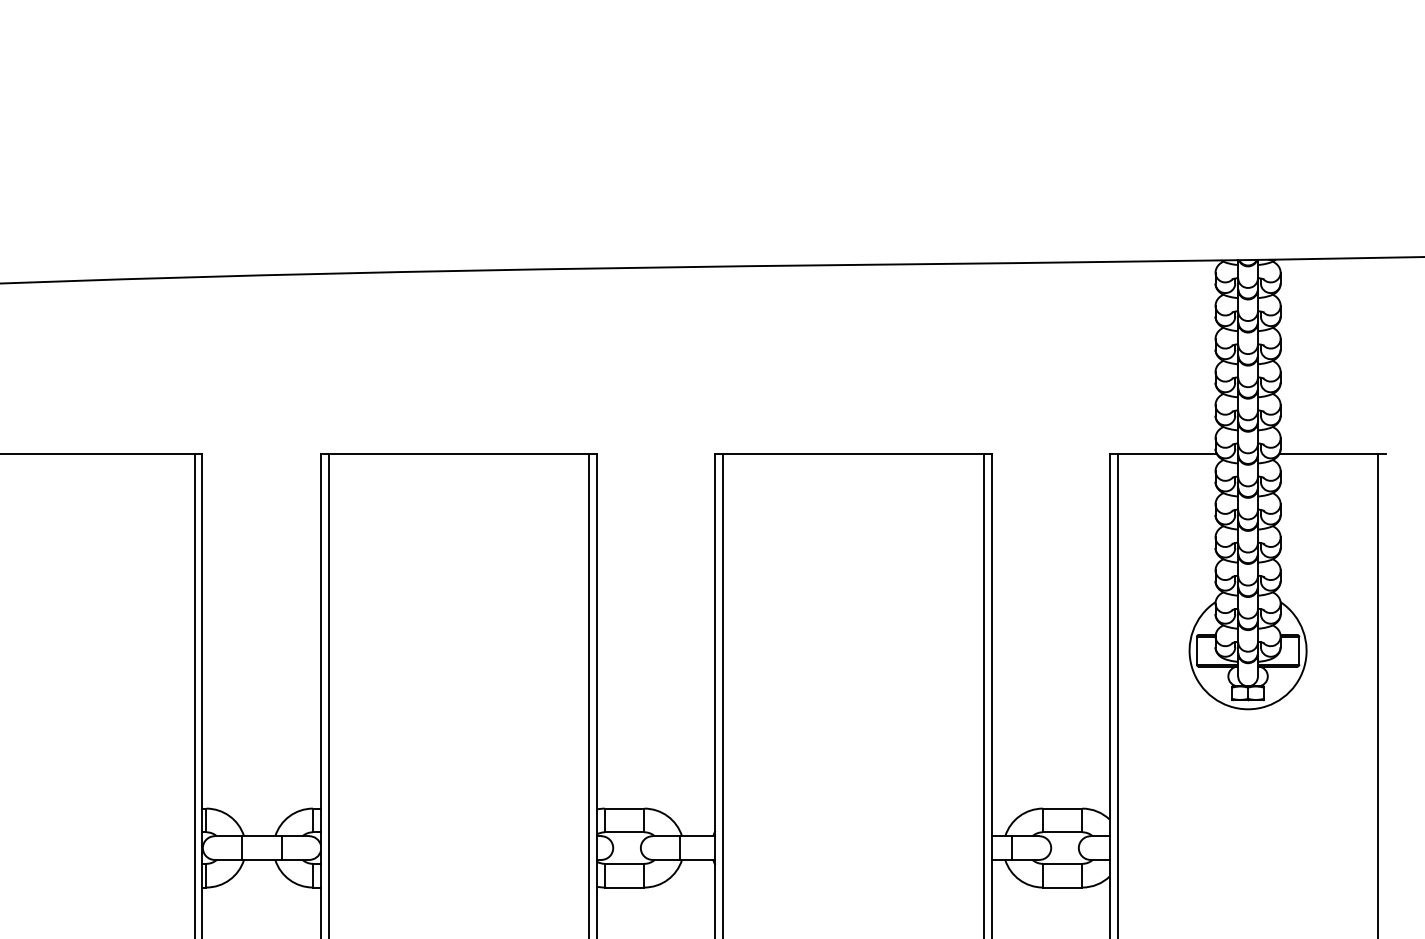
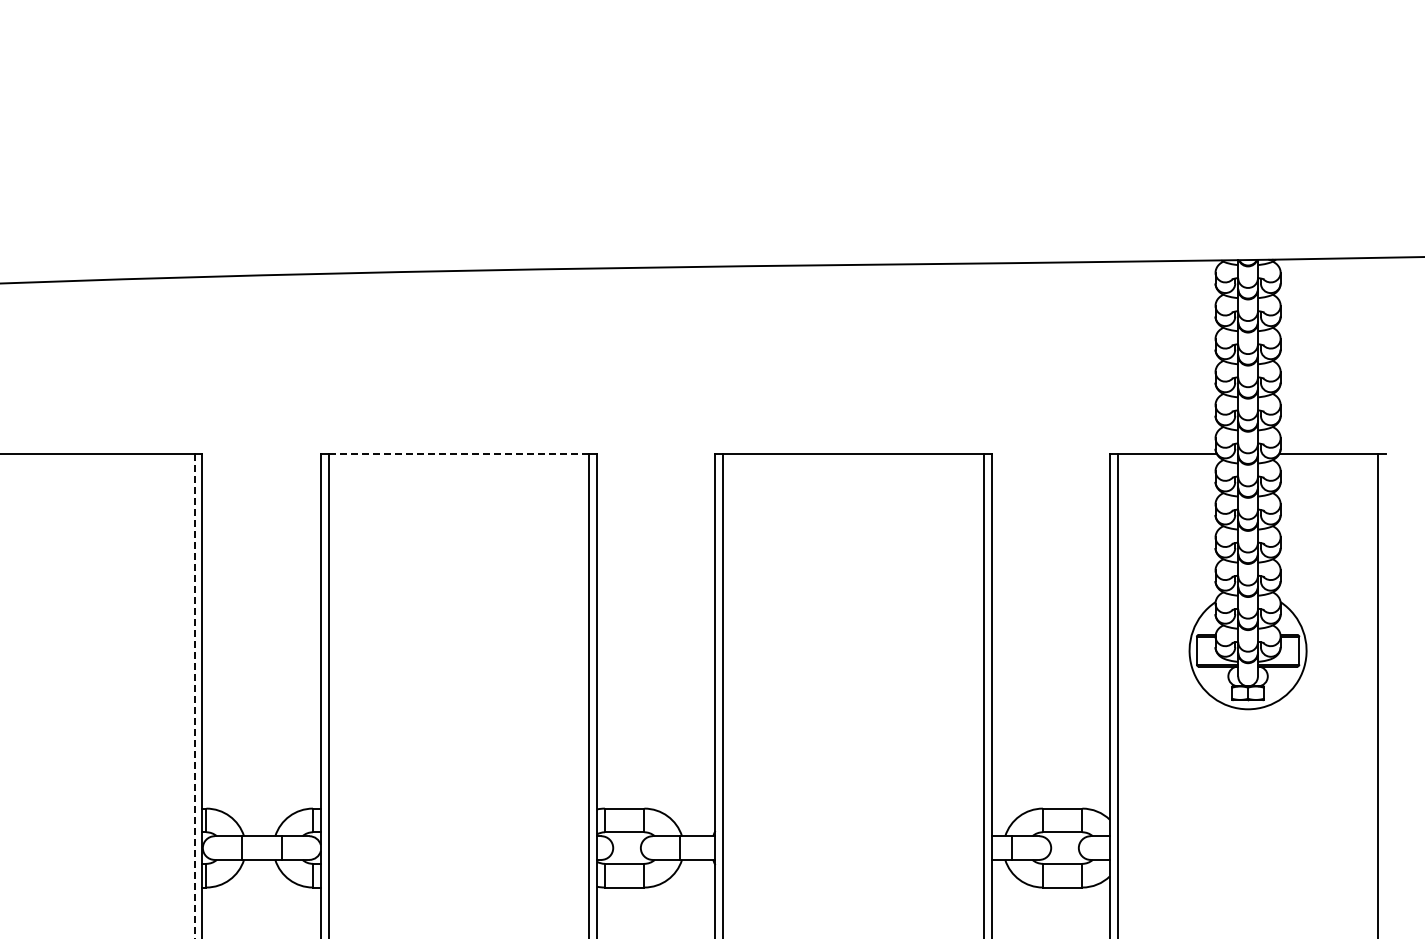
line: solid -> dashed (459, 453)
line: solid -> dashed (194, 696)
